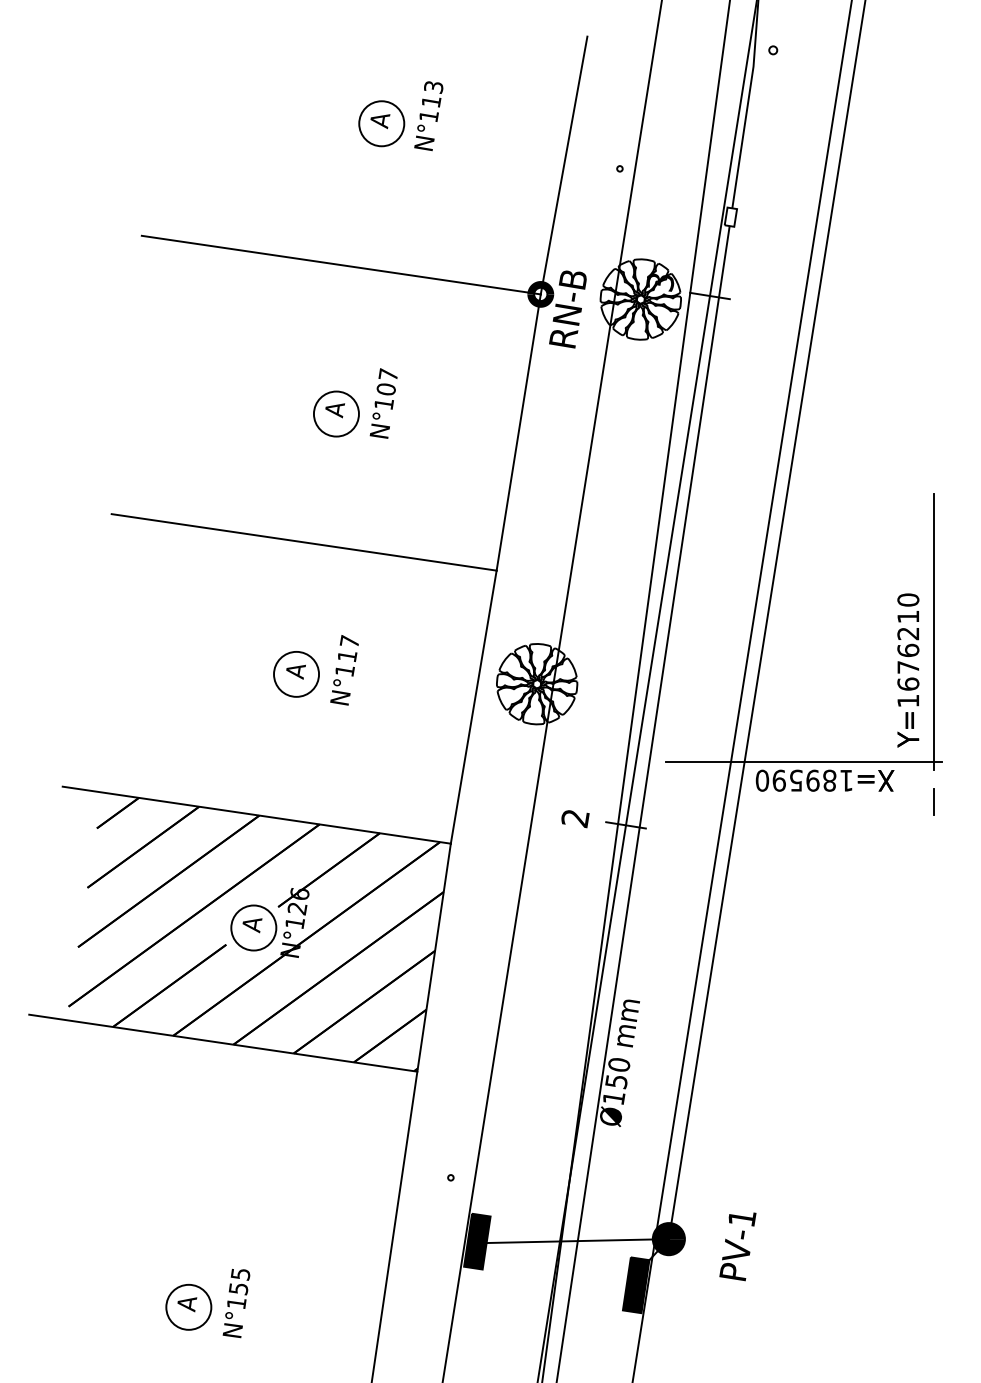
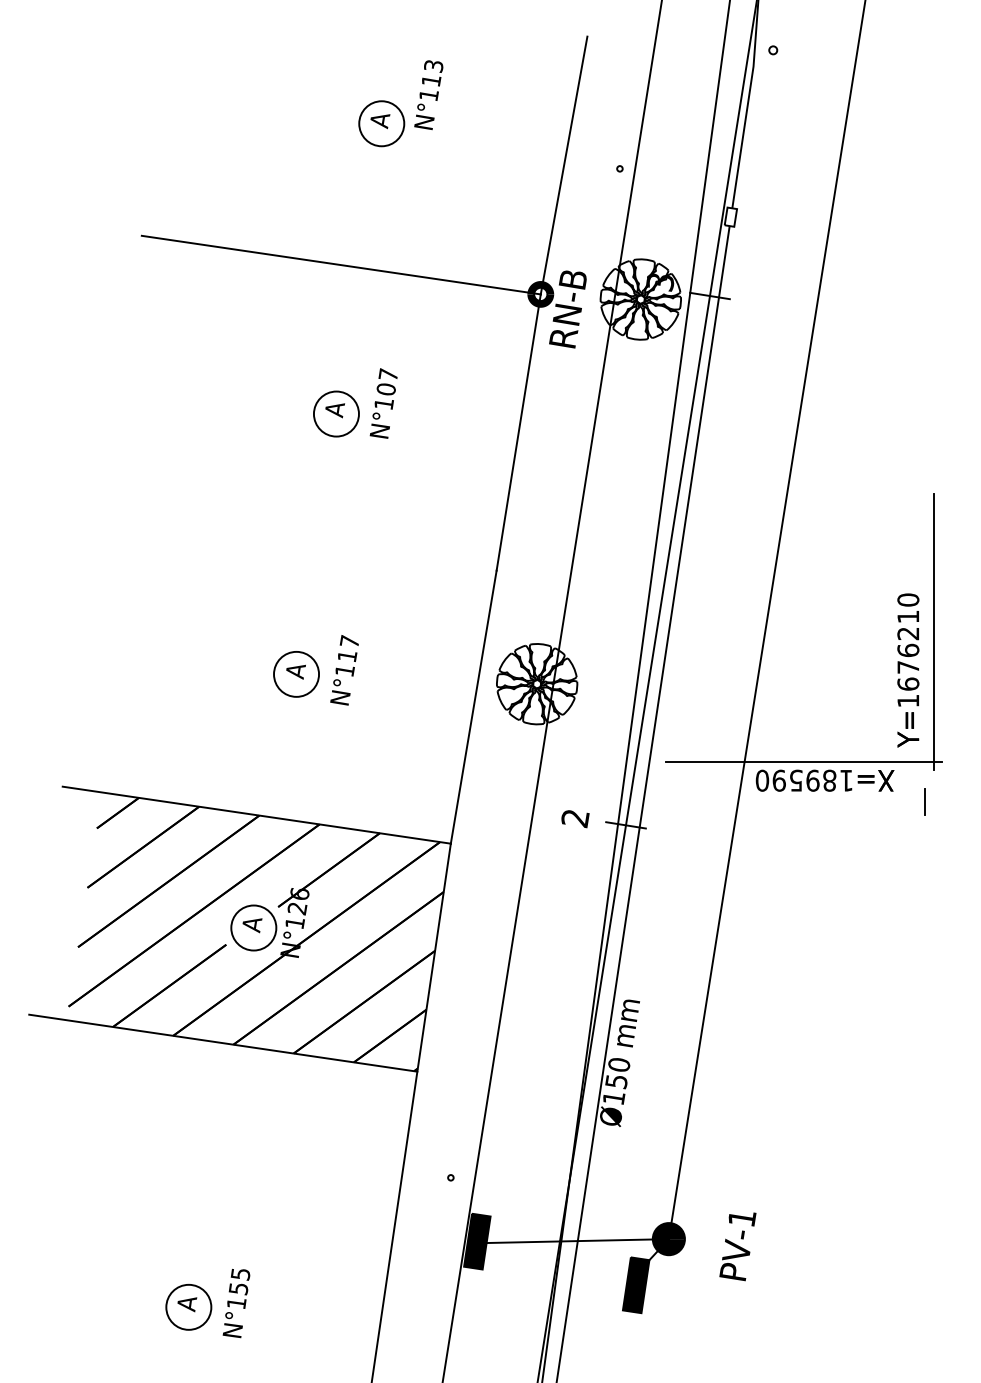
text position: (428, 116) -> (428, 95) (428, 95)
line: present -> none (303, 542)
line: present -> none (742, 690)
line position: (933, 801) -> (924, 801) (924, 801)
